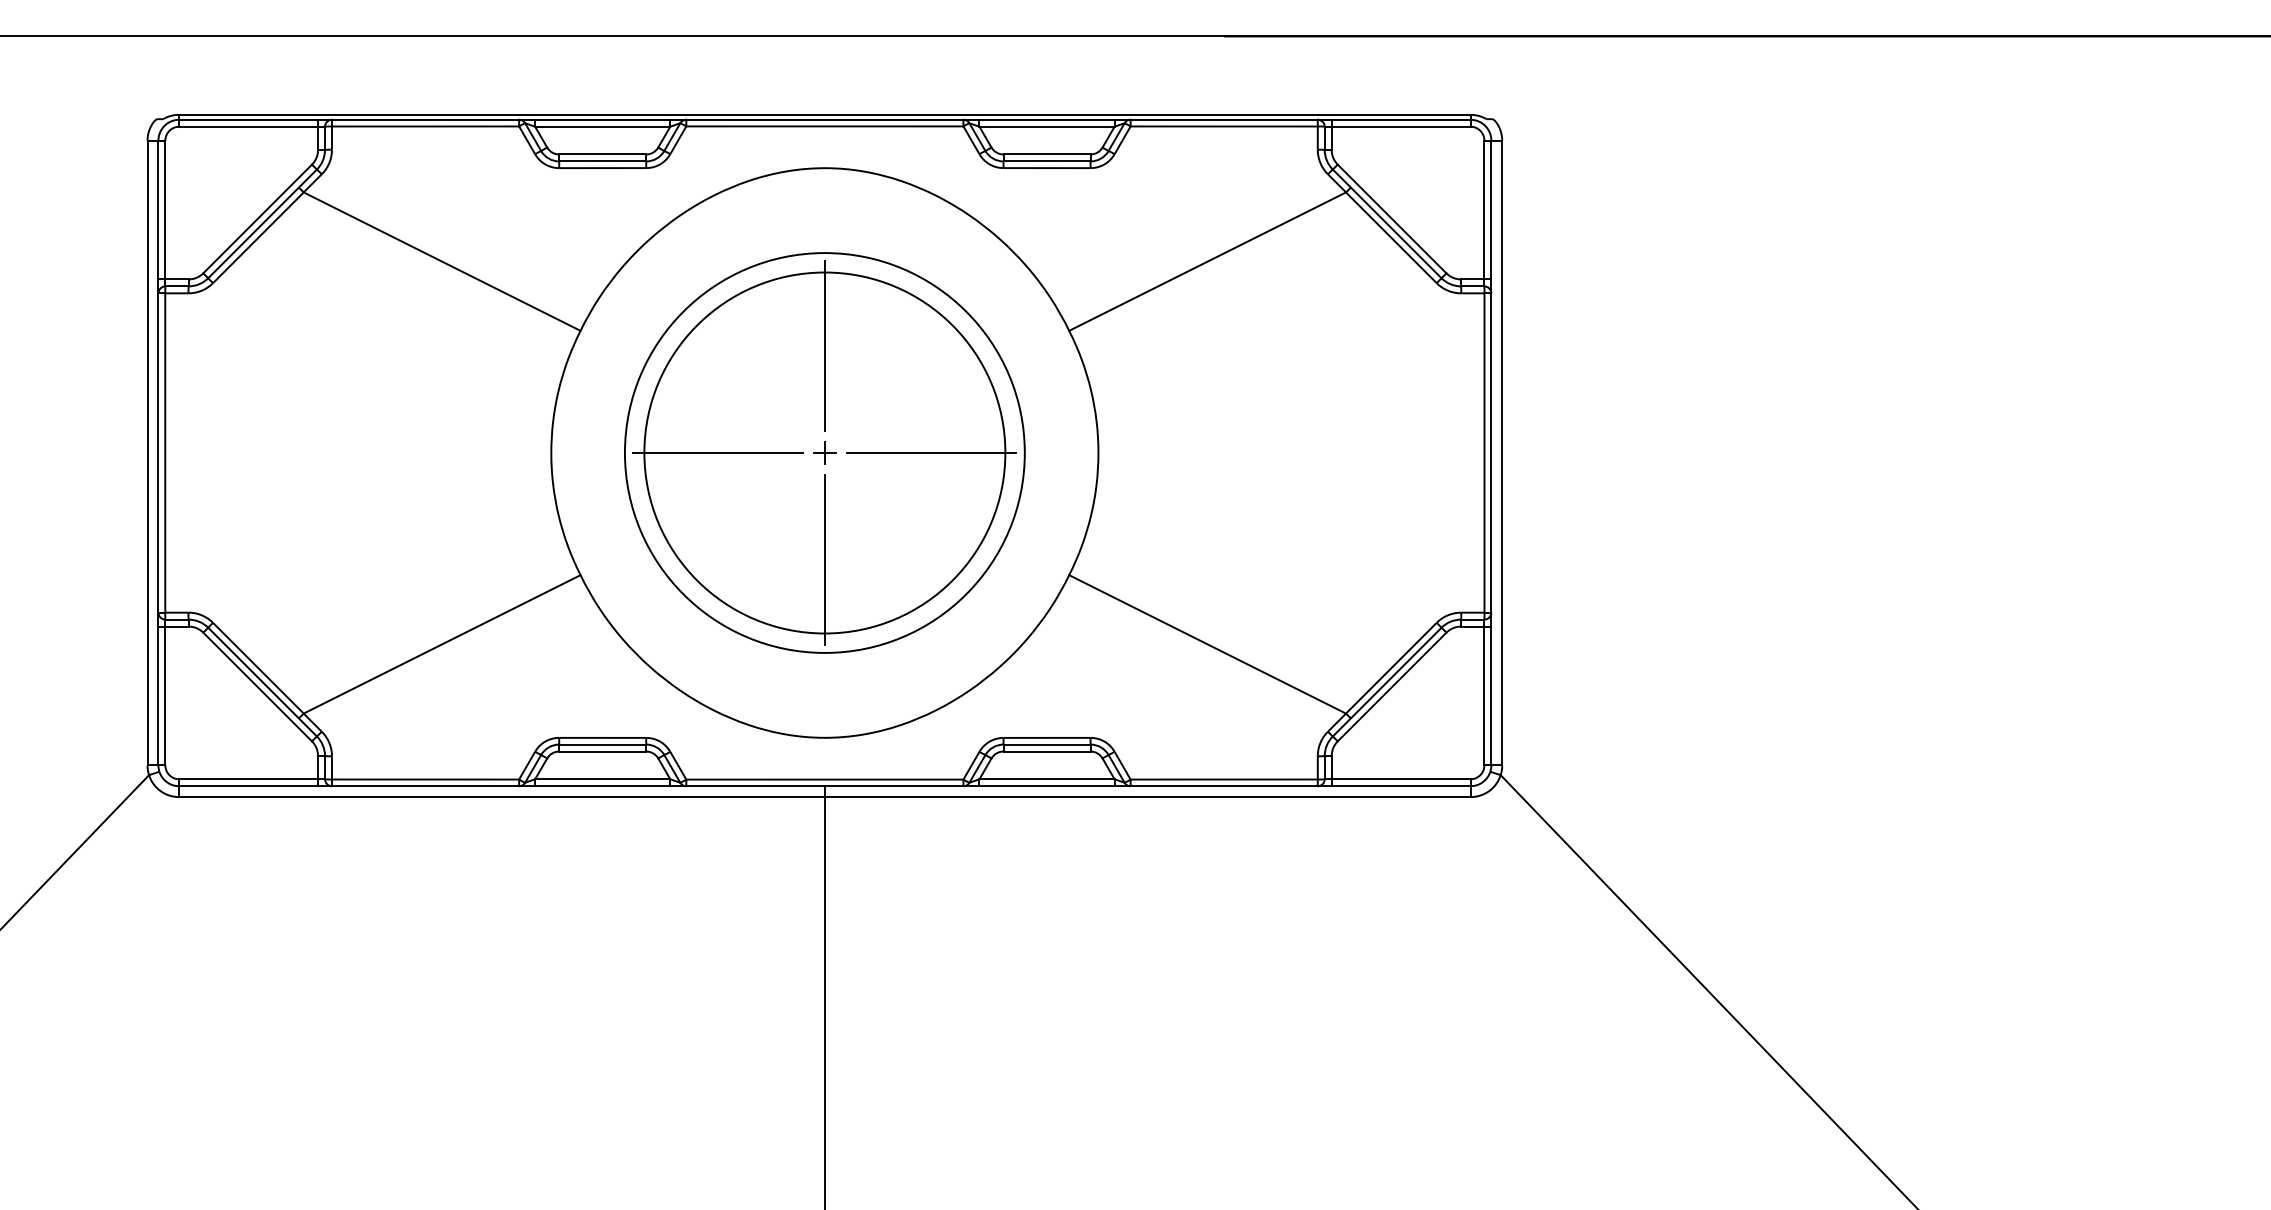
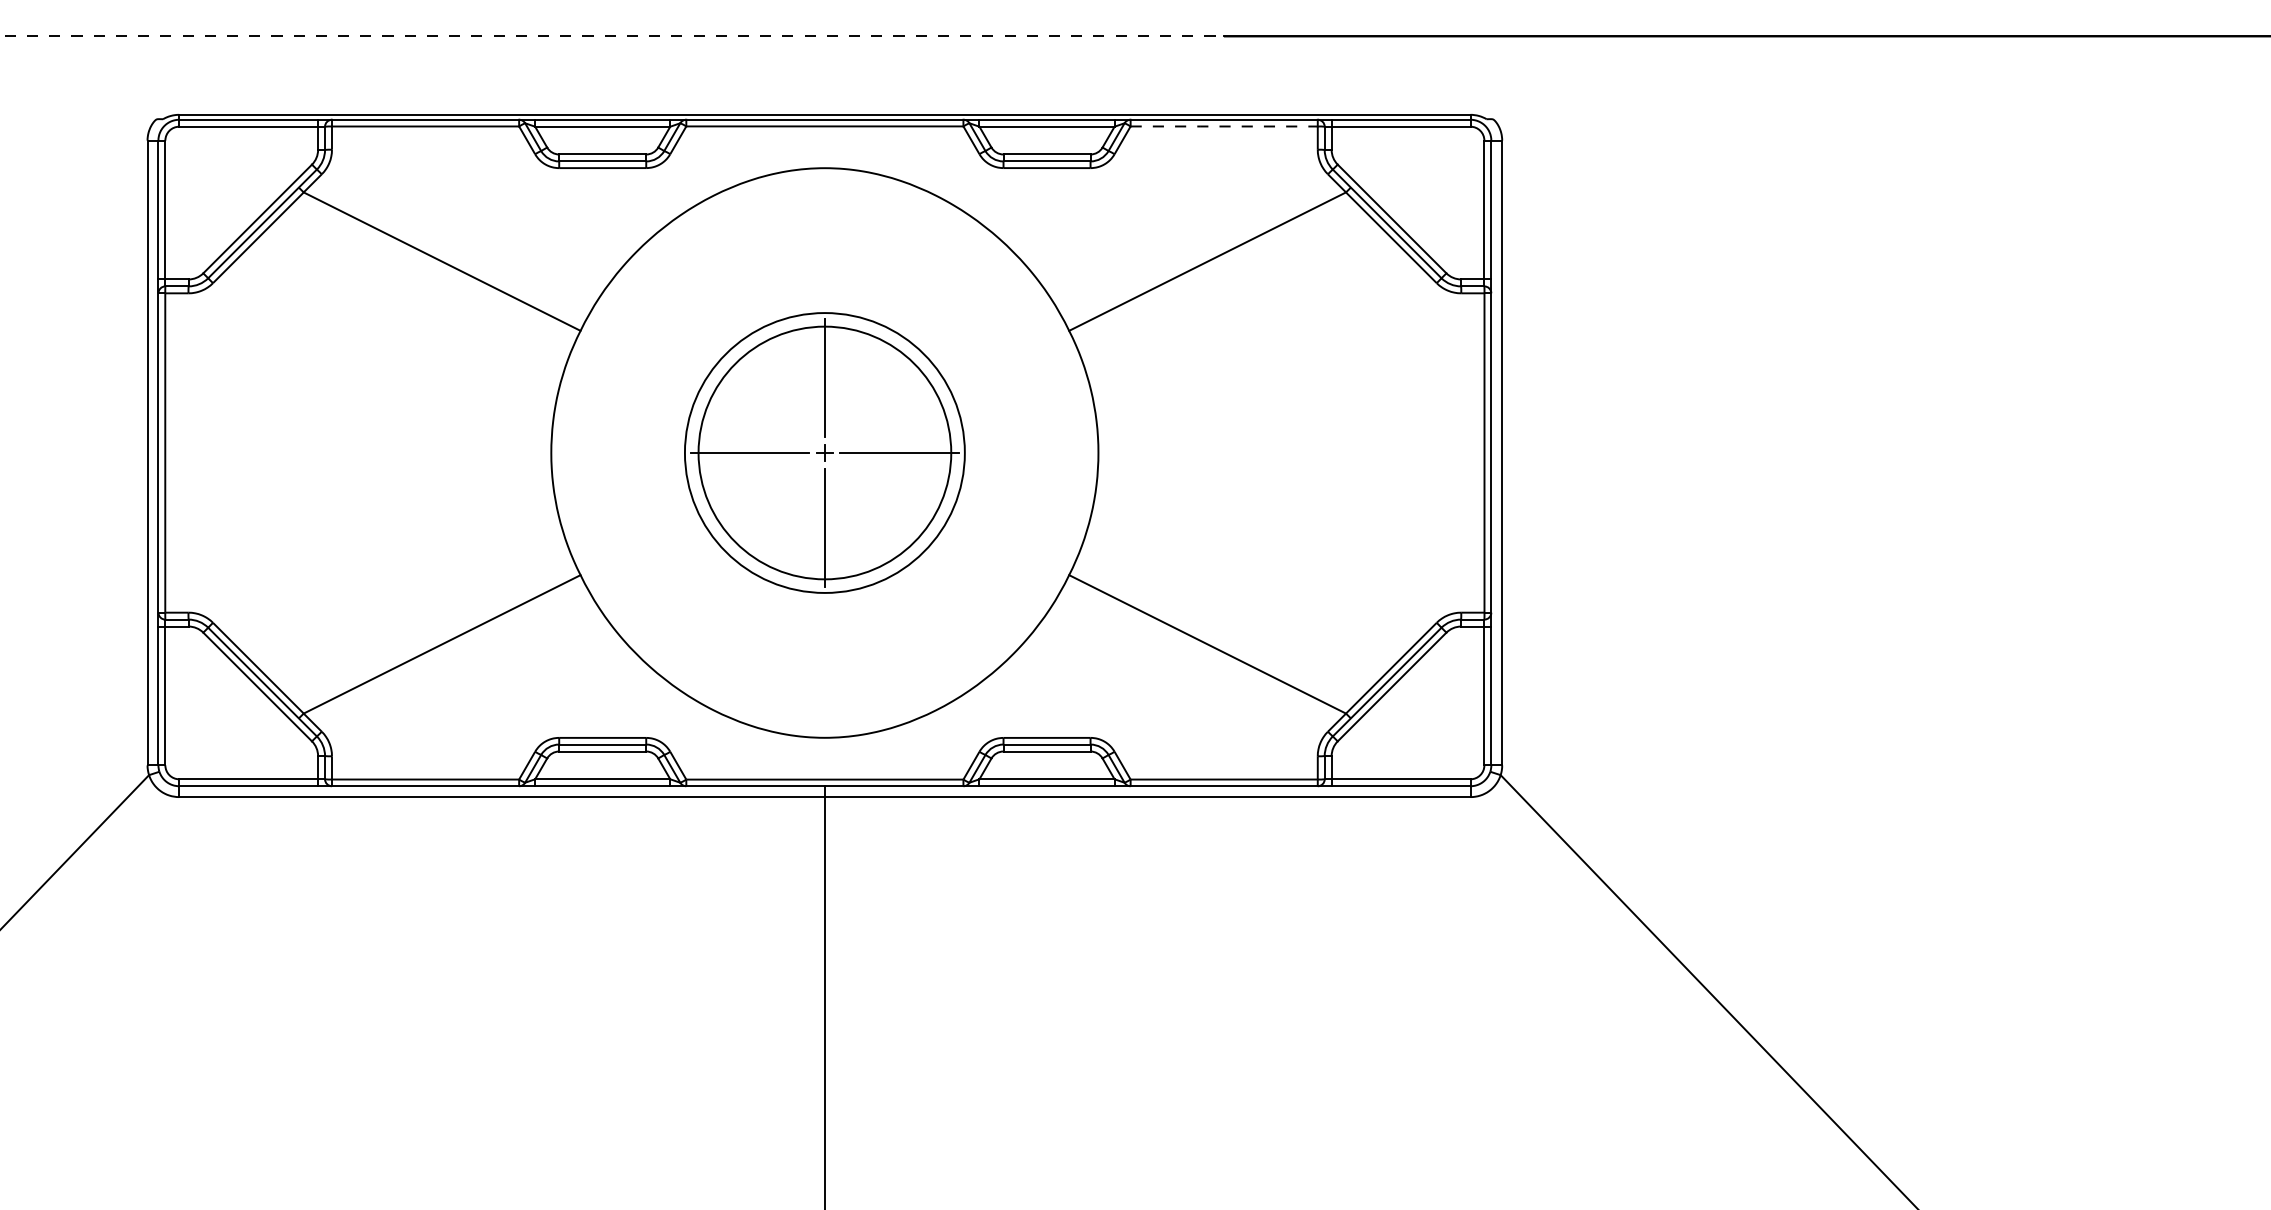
line: solid -> dashed (612, 36)
line: solid -> dashed (1223, 126)
part size: 402x402 px -> 282x282 px (824, 452)
